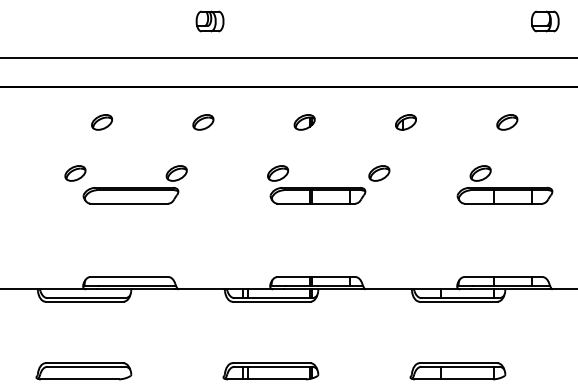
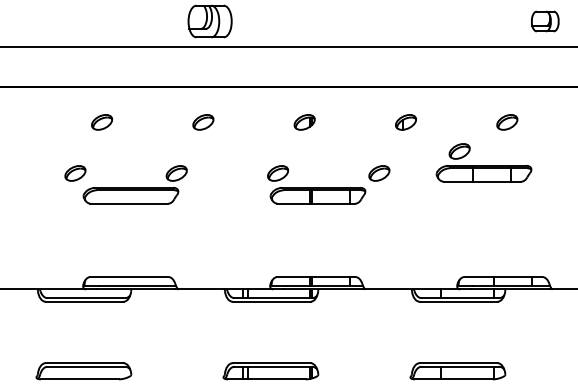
part size: 30x23 px -> 46x35 px (209, 21)
line position: (288, 57) -> (288, 46) (288, 46)
part position: (504, 184) -> (483, 162) (483, 162)
